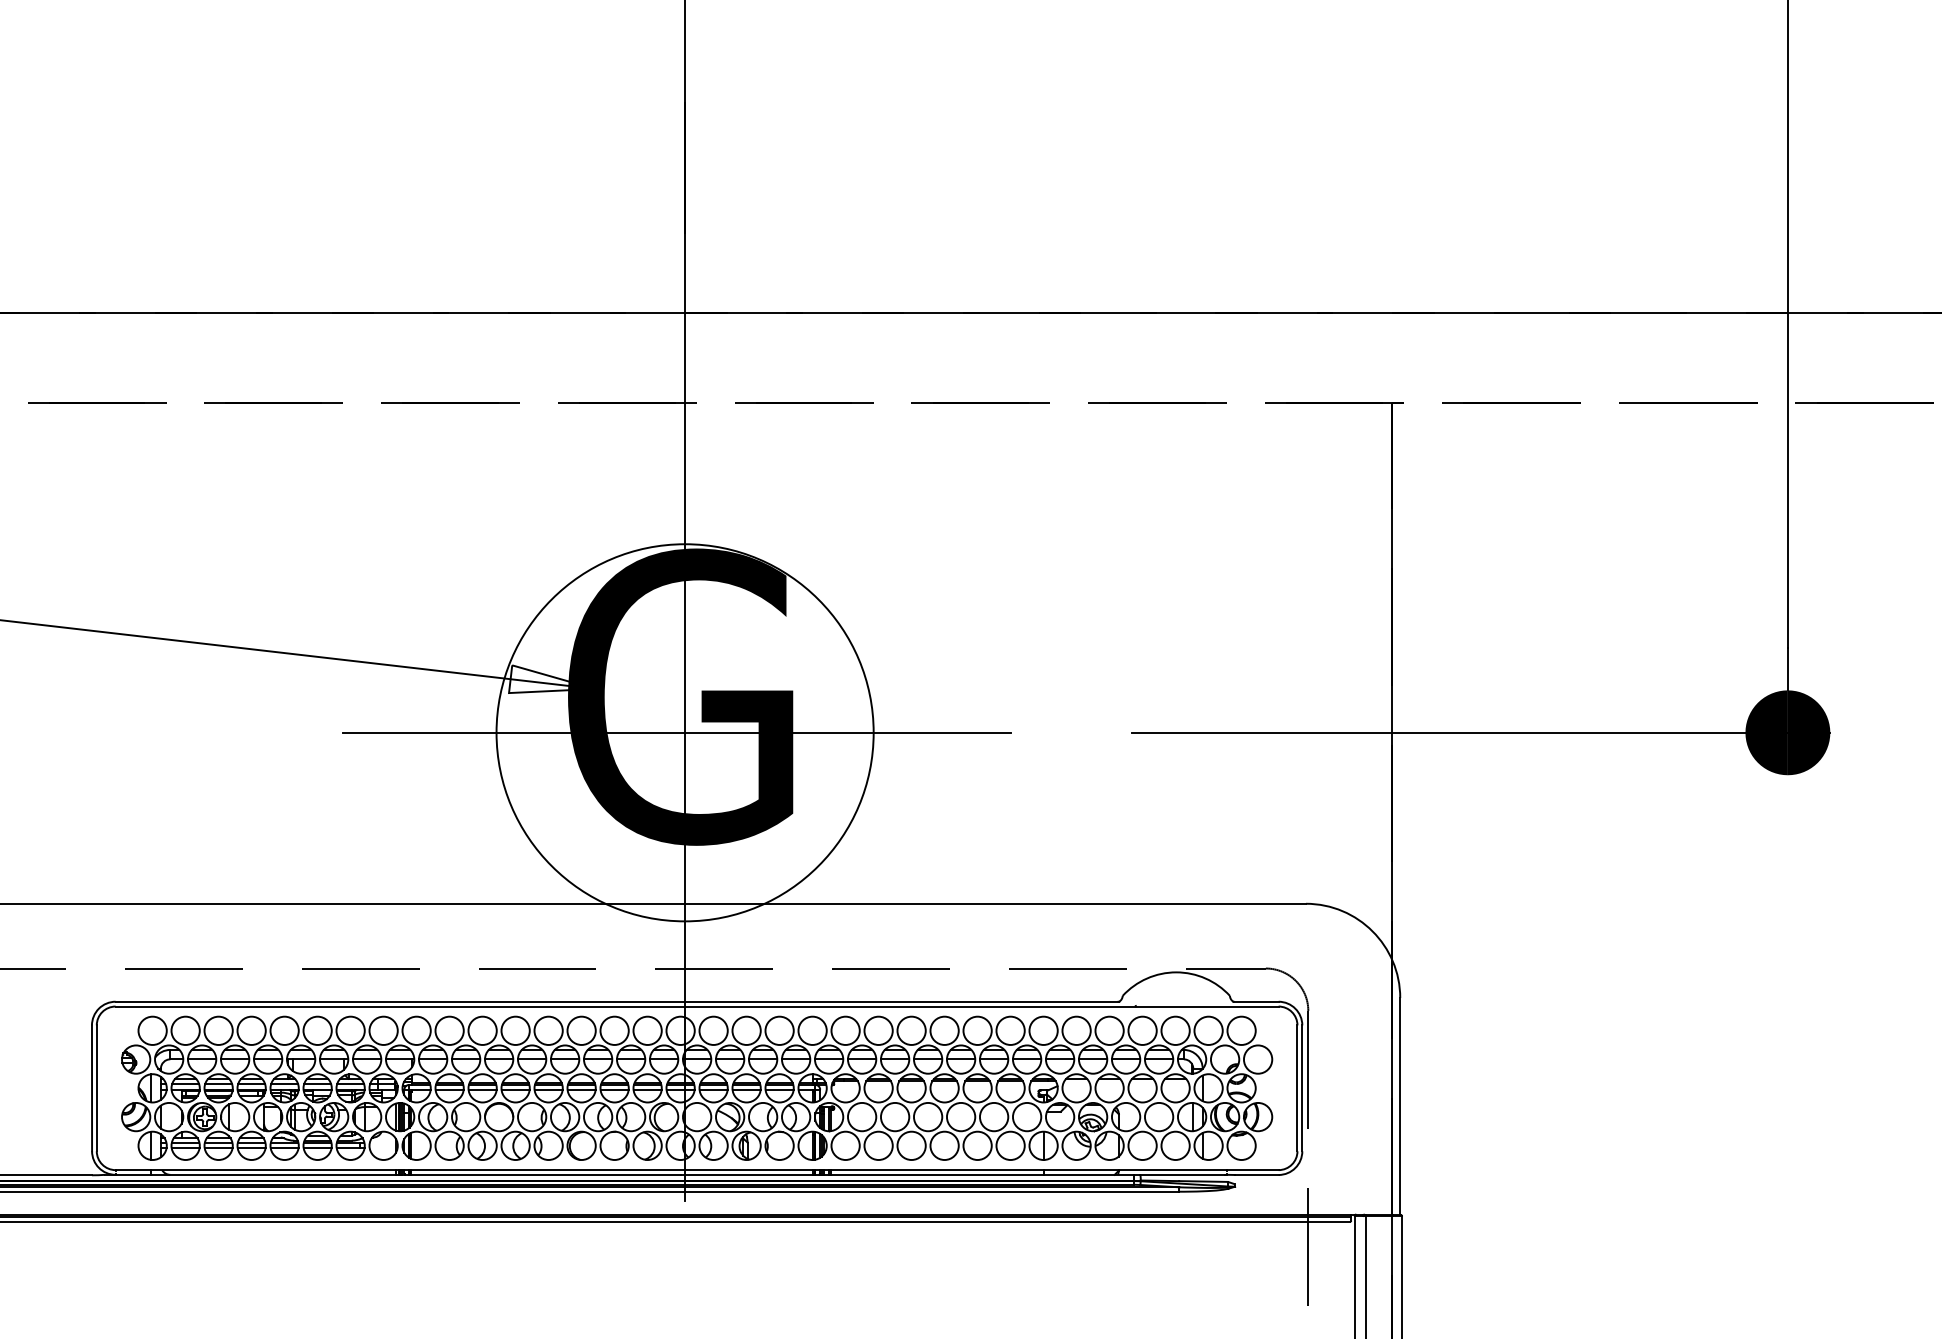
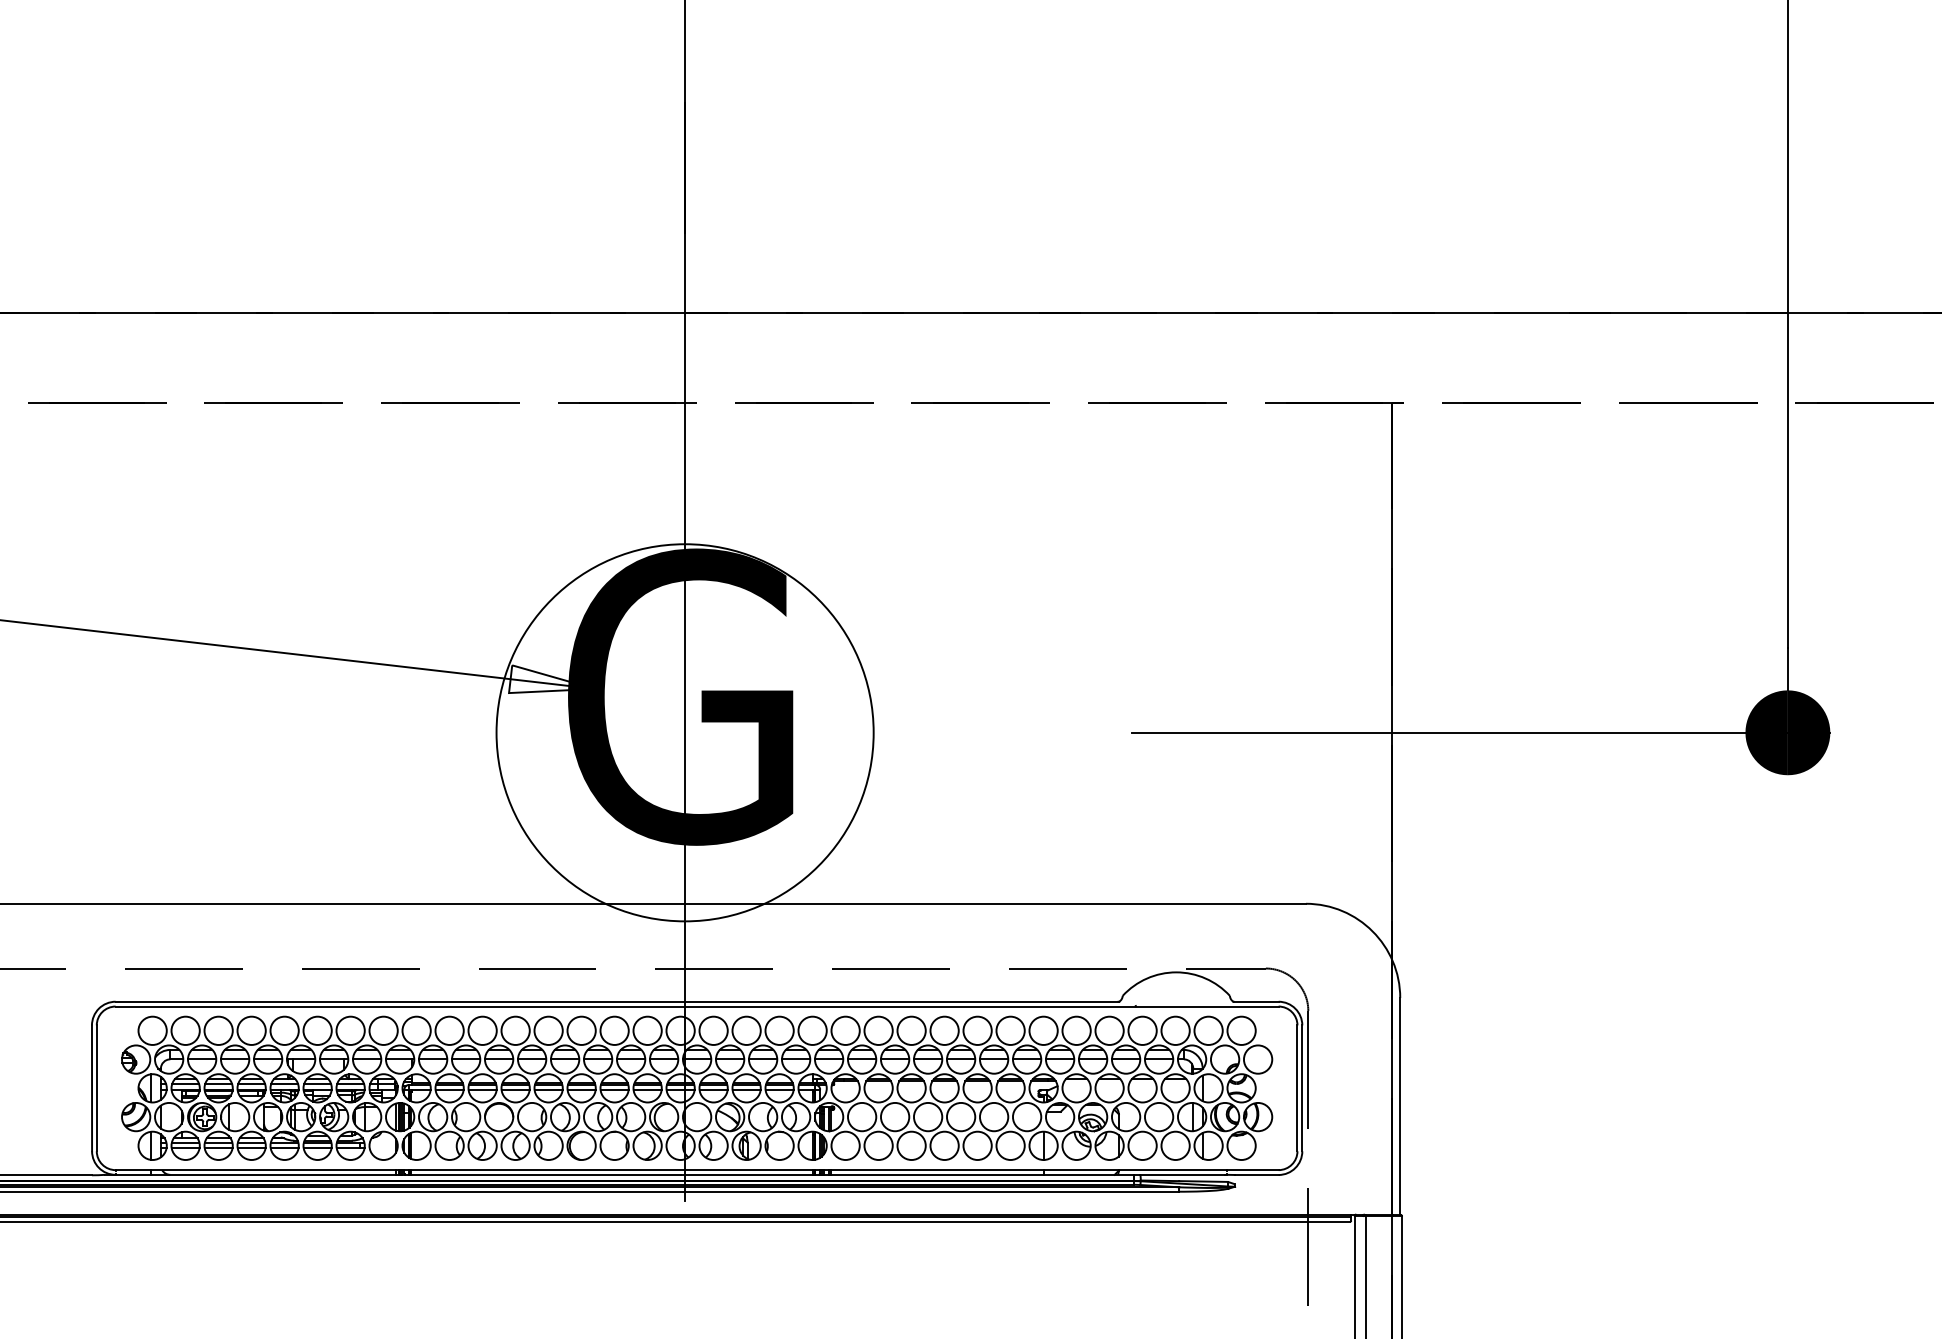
line: present -> none (677, 732)
